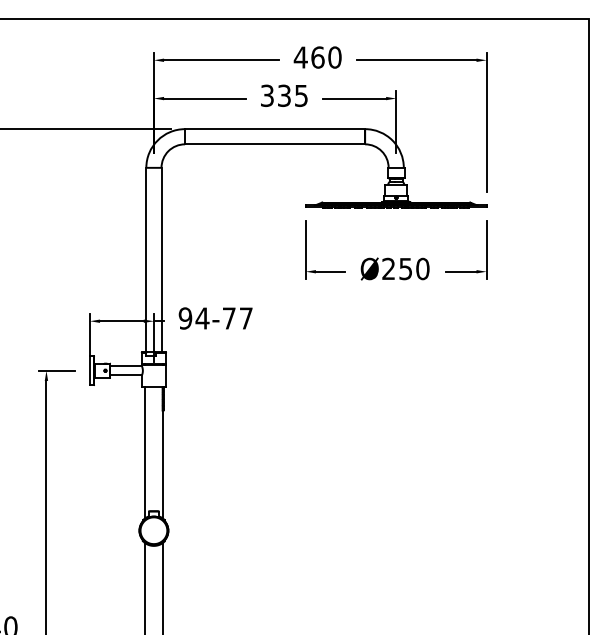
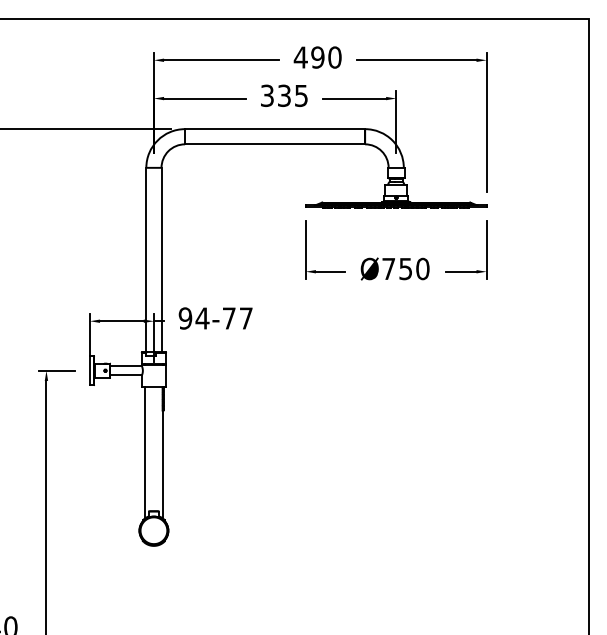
text: 460 -> 490 (317, 57)
text: Ø250 -> Ø750 (388, 268)
line: present -> none (145, 587)
line: present -> none (162, 587)
